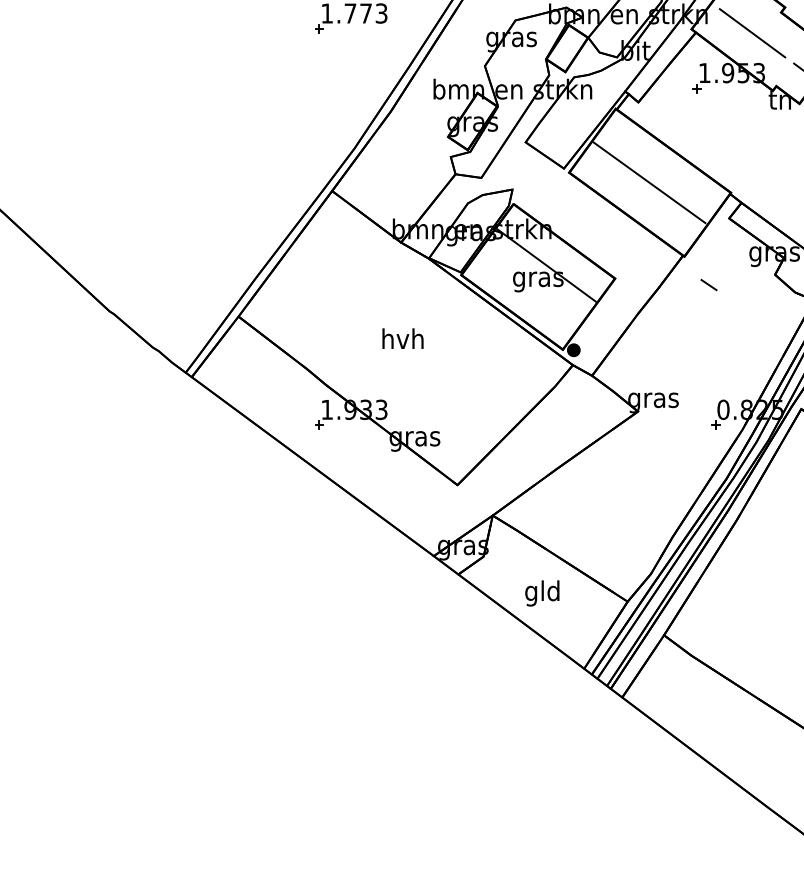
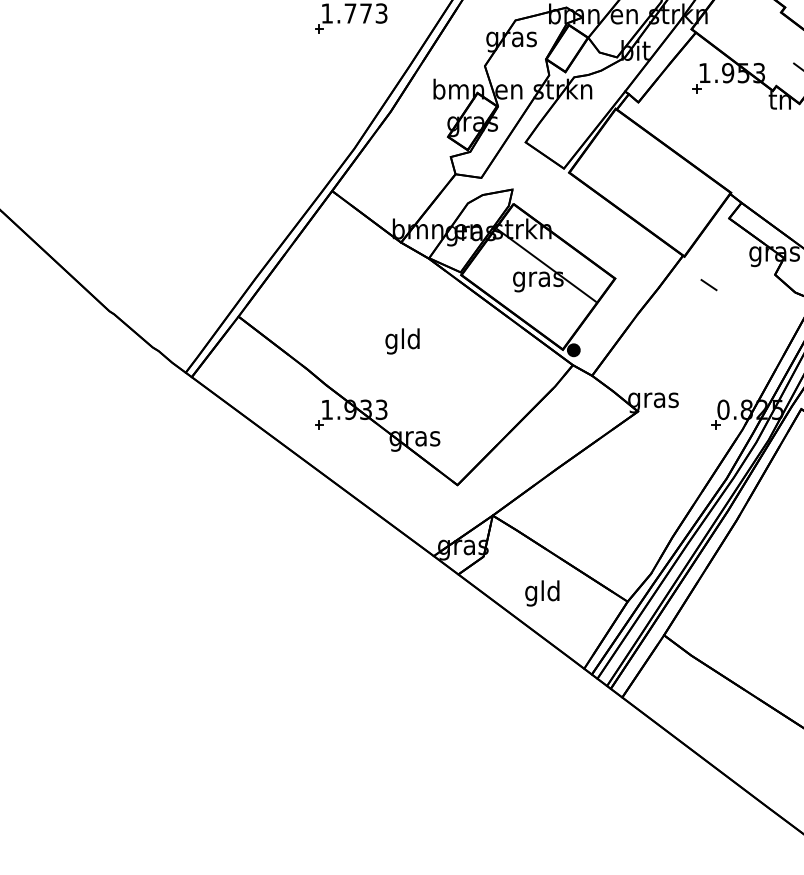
line: present -> none (752, 33)
line: present -> none (649, 182)
text: hvh -> gld (402, 341)
